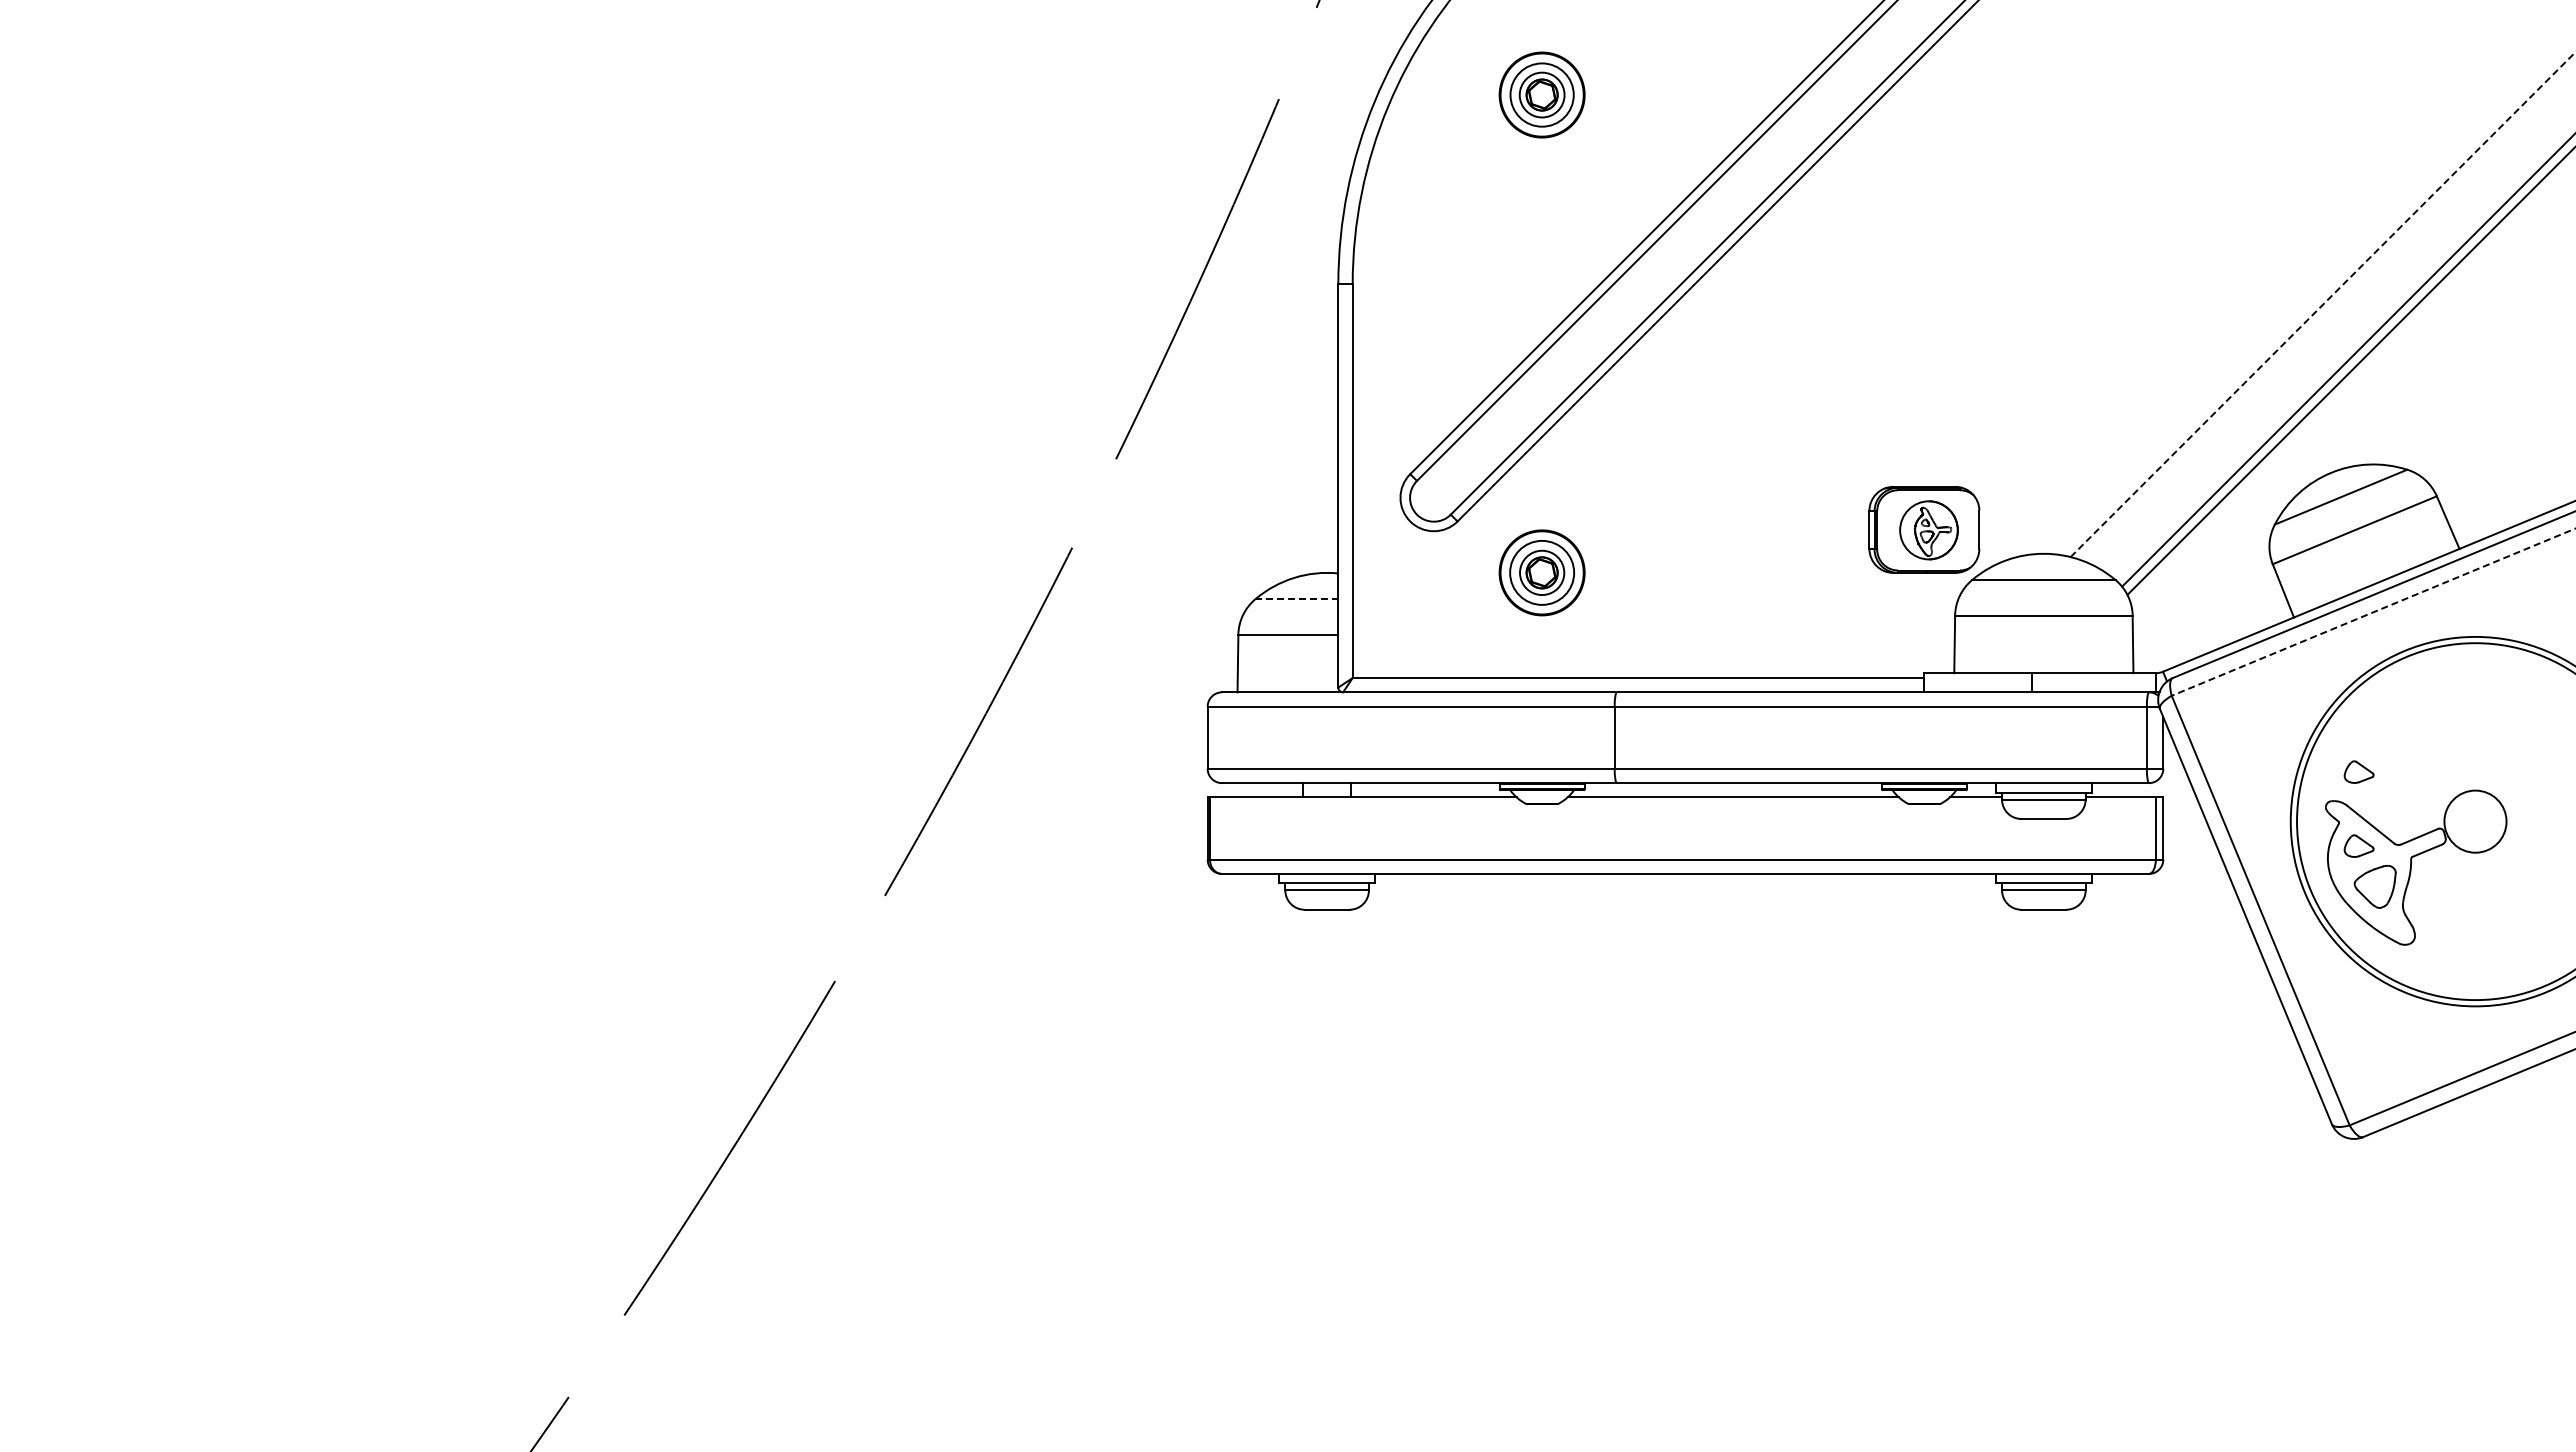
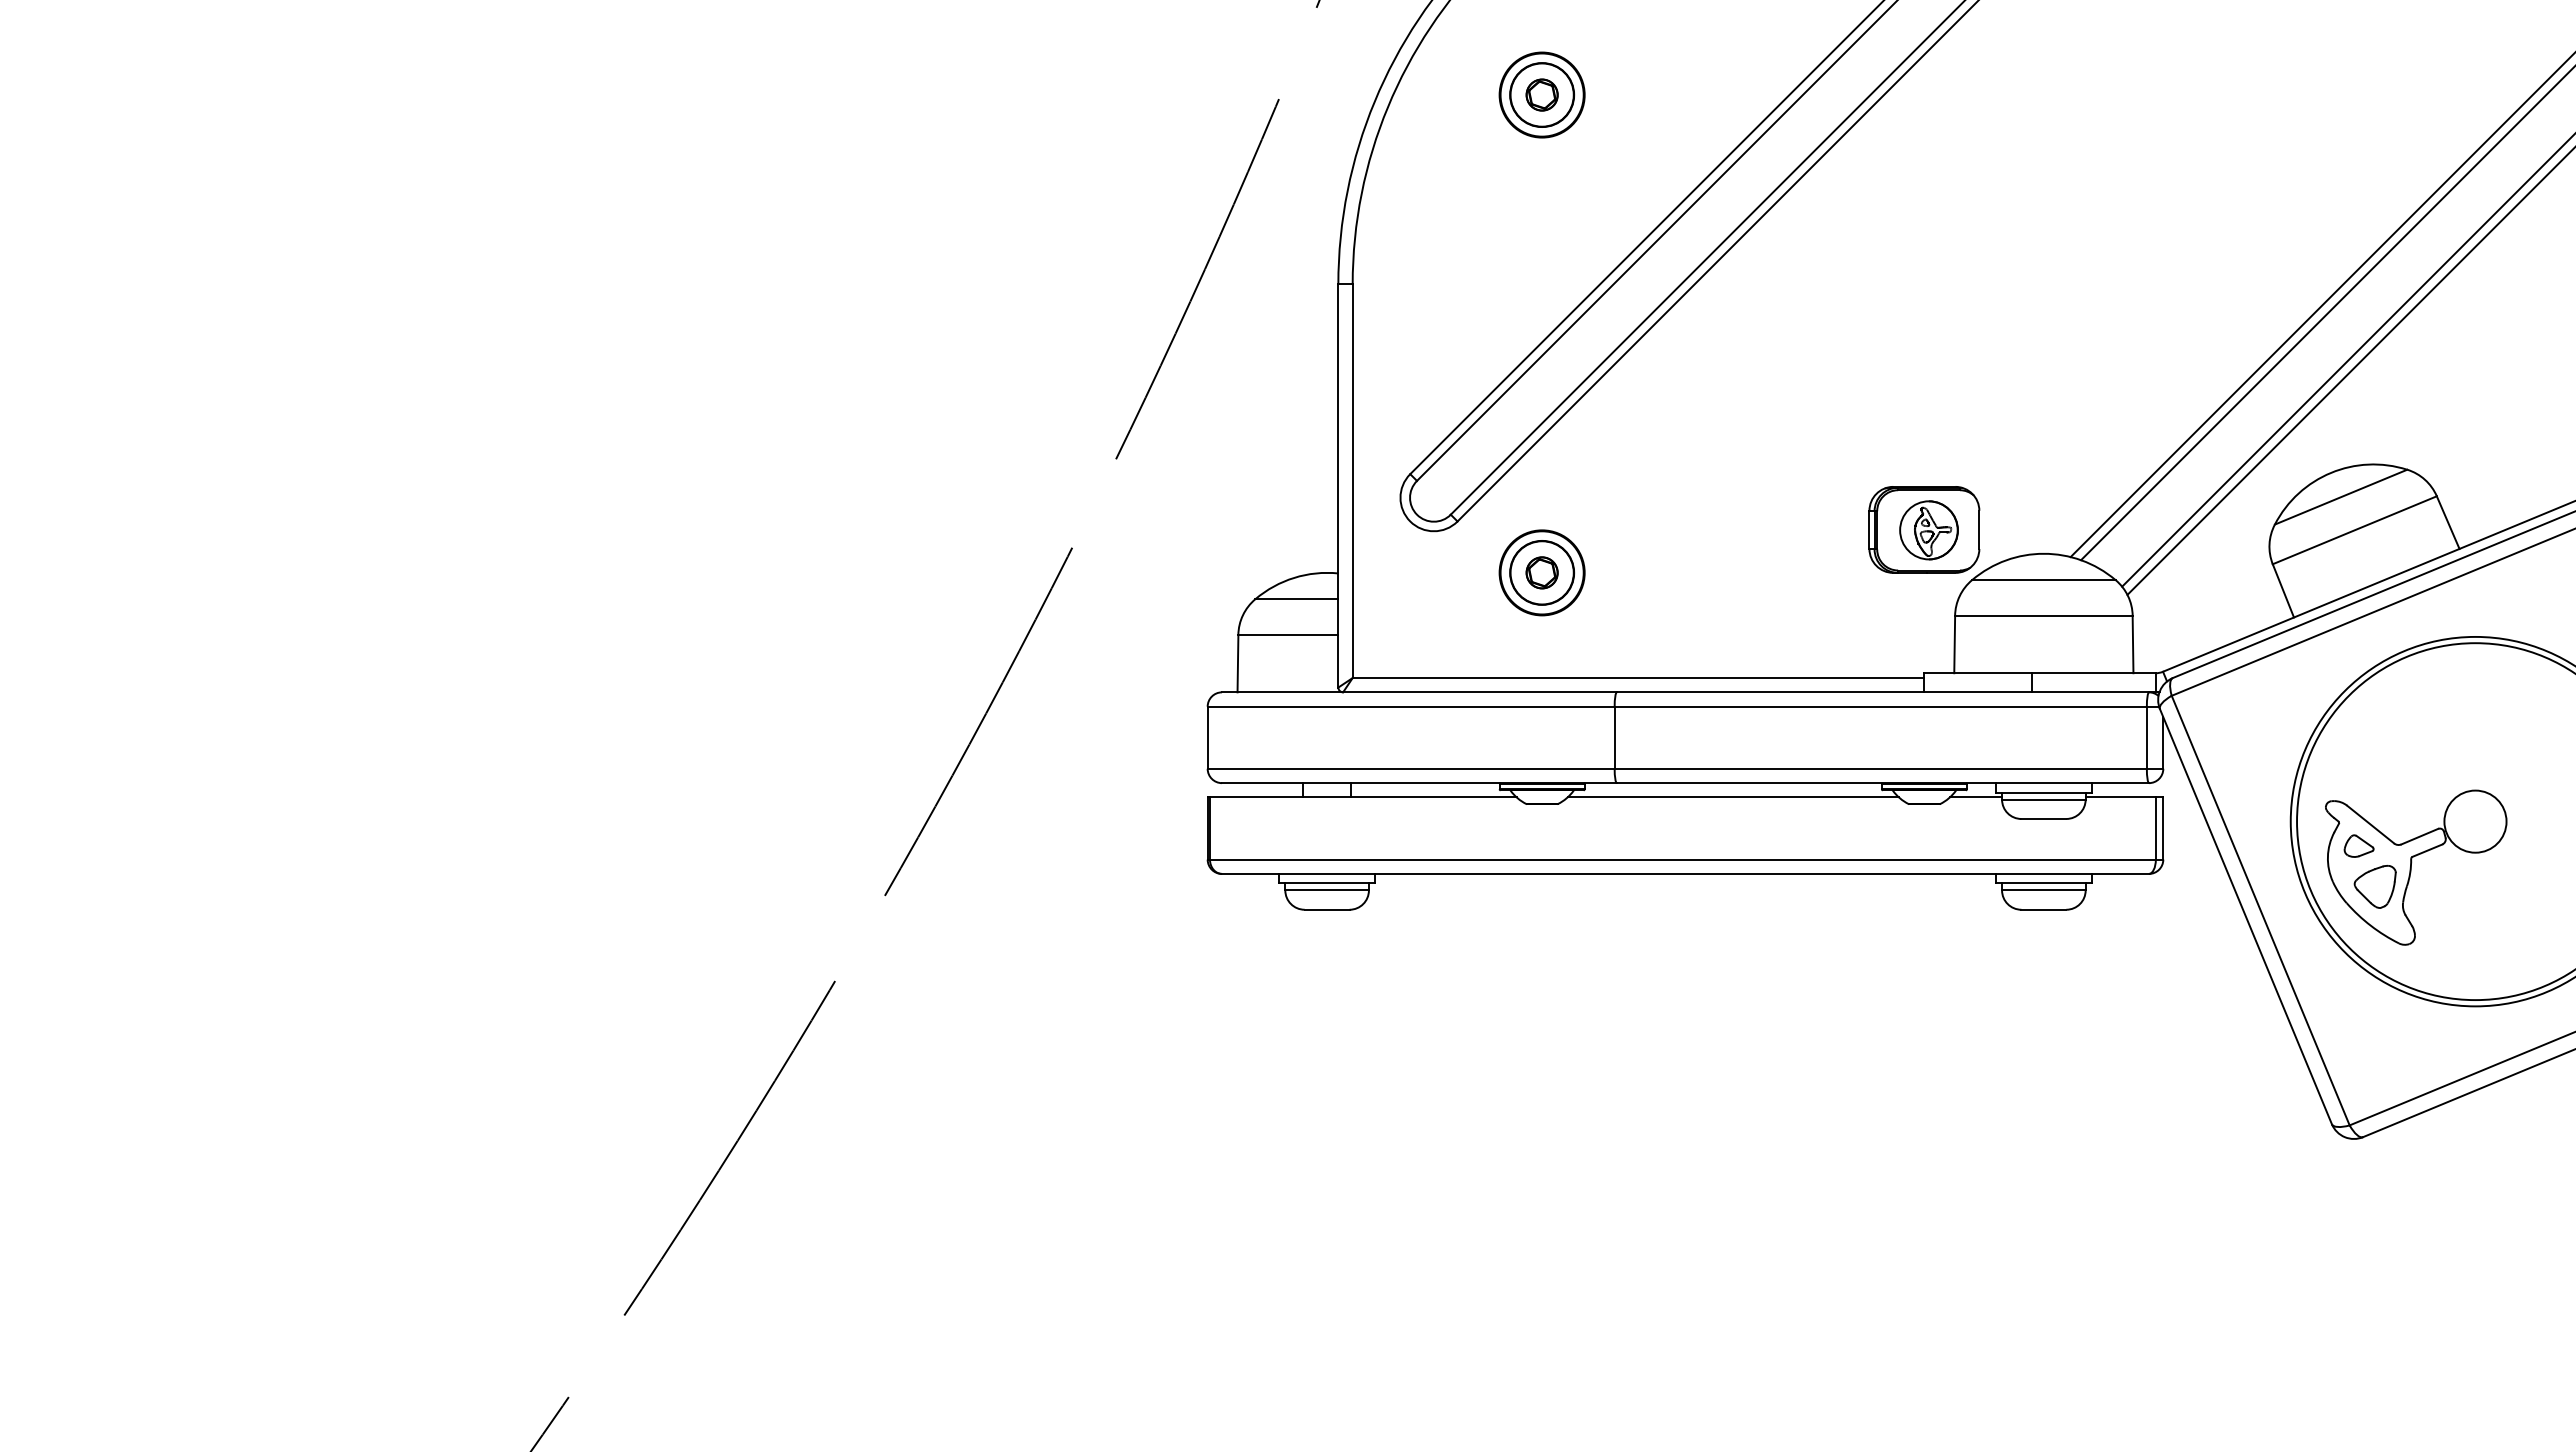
circle diameter: 45 px -> 64 px (1542, 95)
line: dashed -> solid (2323, 304)
line: none -> present (2326, 314)
circle diameter: 44 px -> 63 px (1541, 572)
line: dashed -> solid (1297, 599)
line: dashed -> solid (2373, 612)
part: present -> none (2358, 771)
